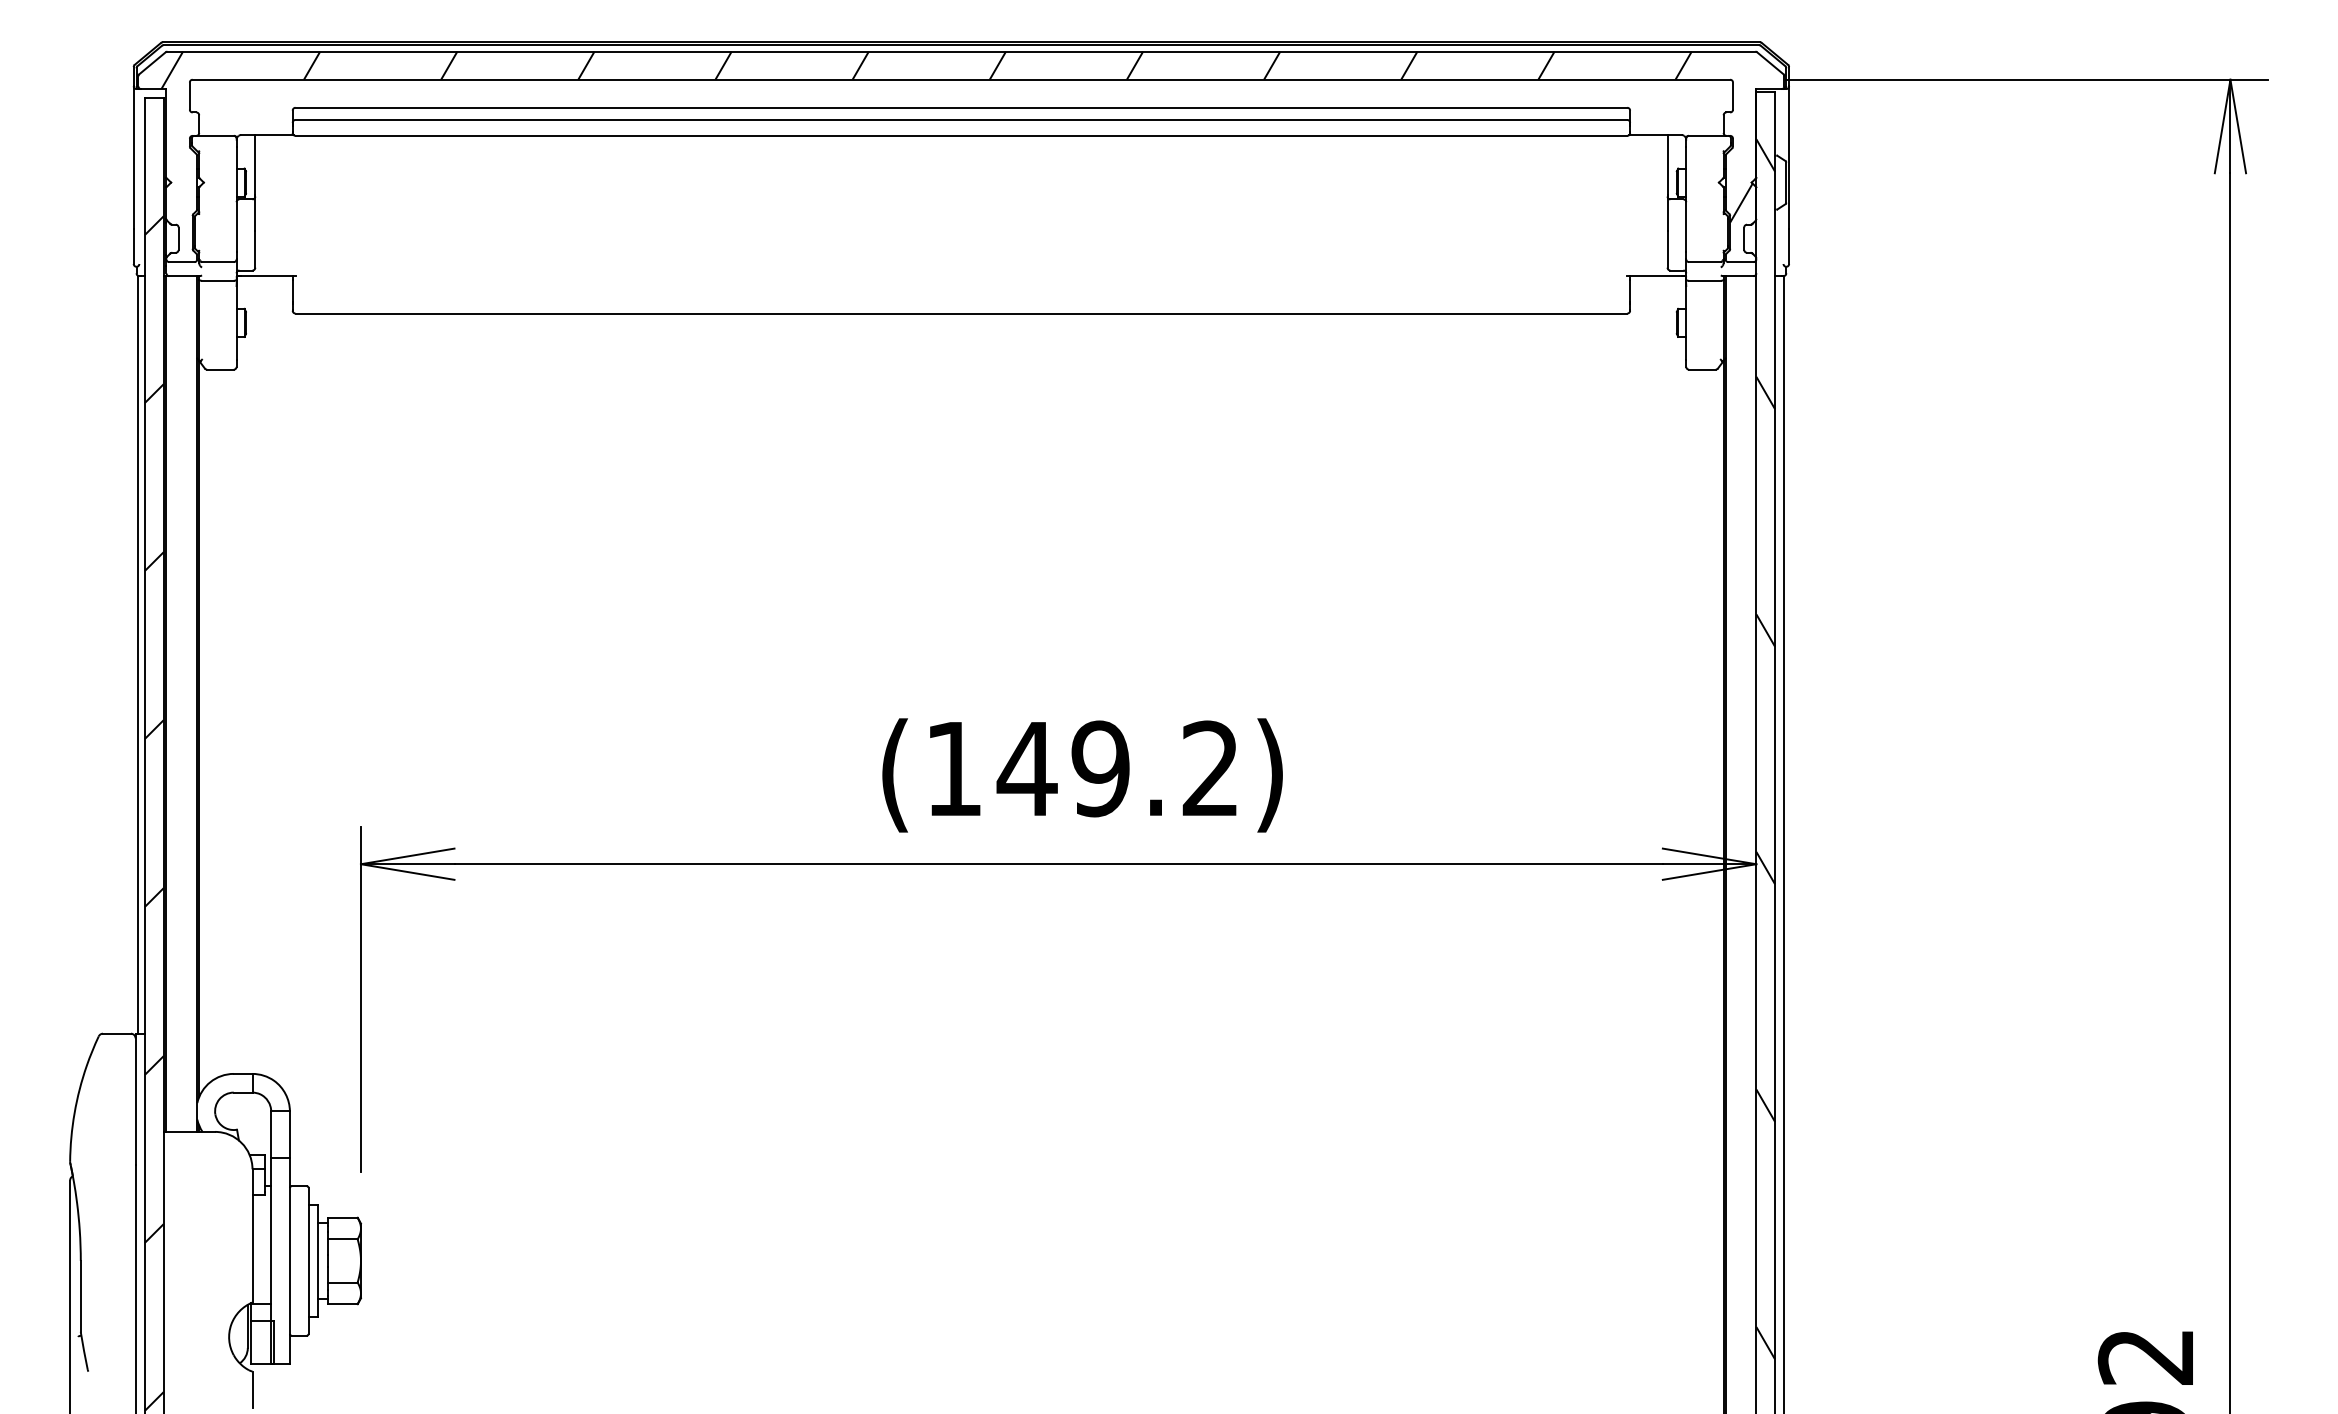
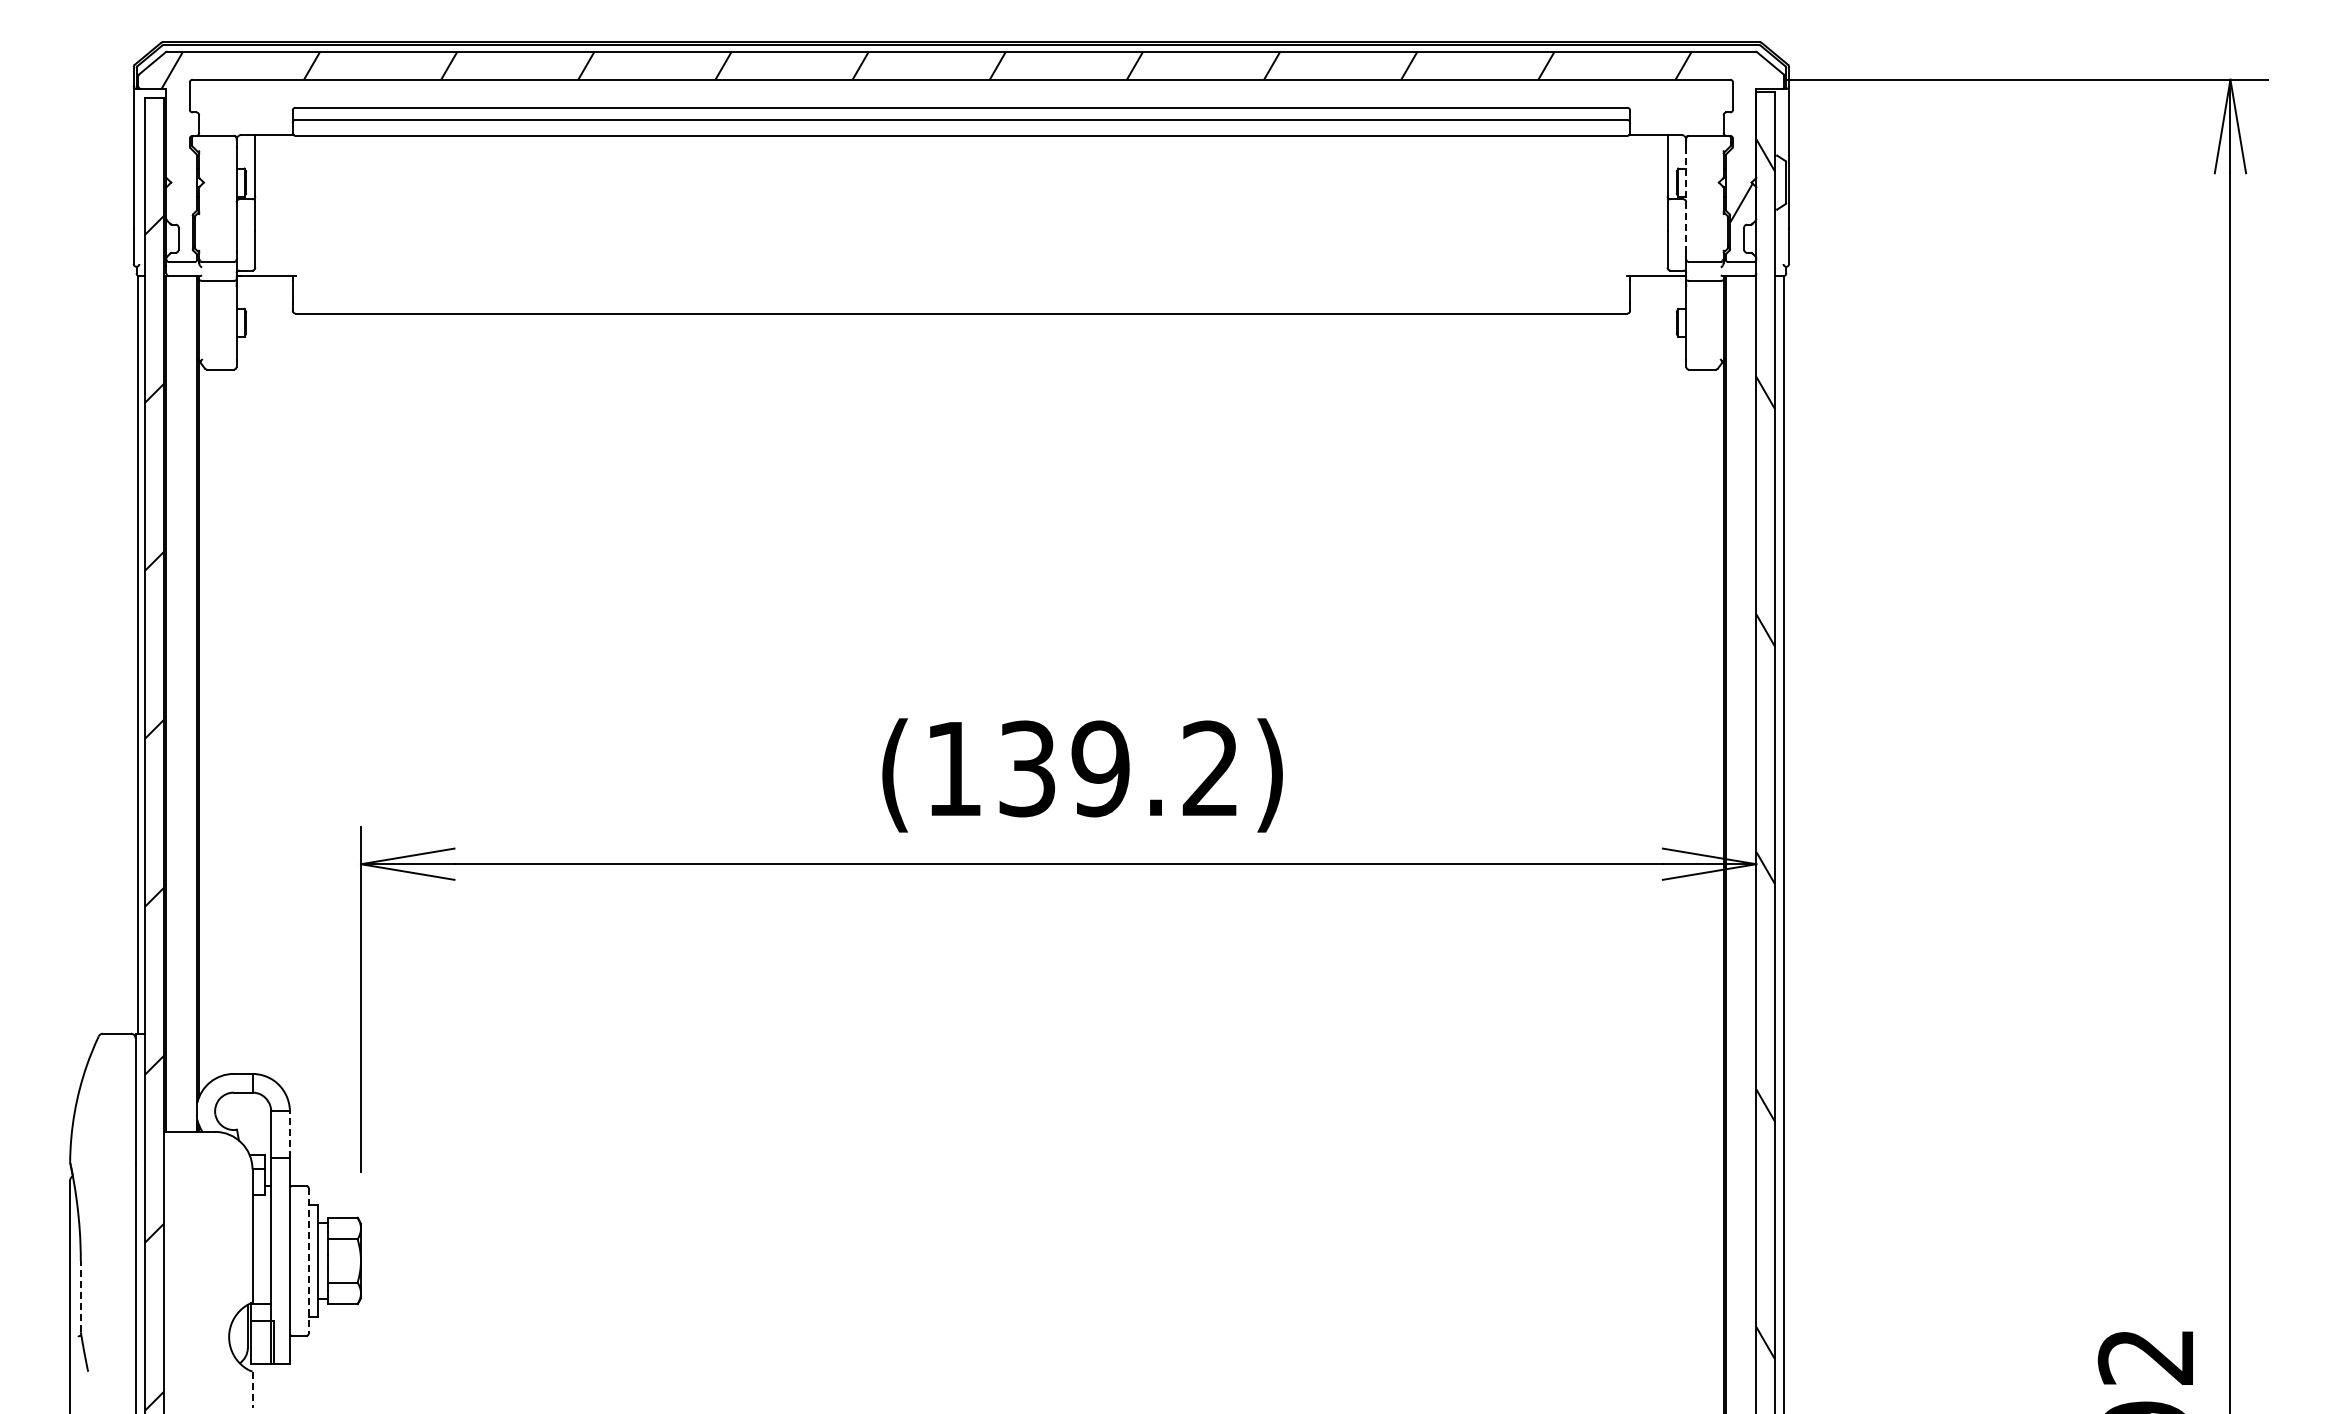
line: solid -> dashed (1686, 199)
text: (149.2) -> (139.2) (1026, 768)
line: solid -> dashed (289, 1134)
line: solid -> dashed (308, 1260)
line: solid -> dashed (80, 1295)
line: solid -> dashed (252, 1390)
